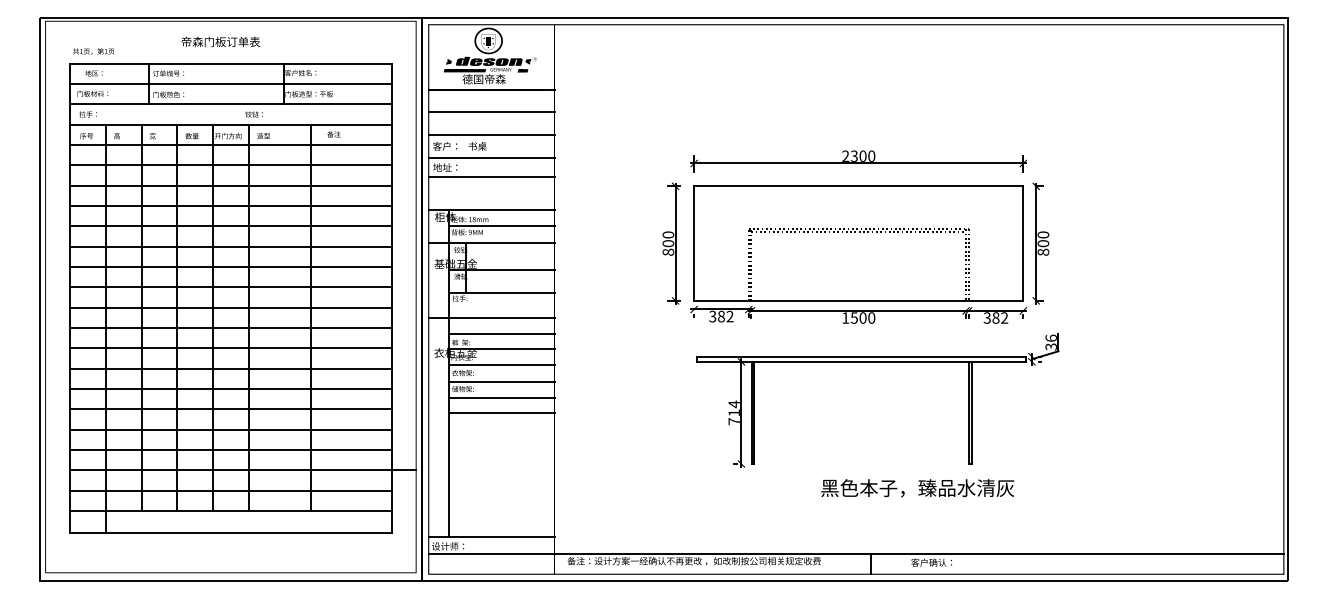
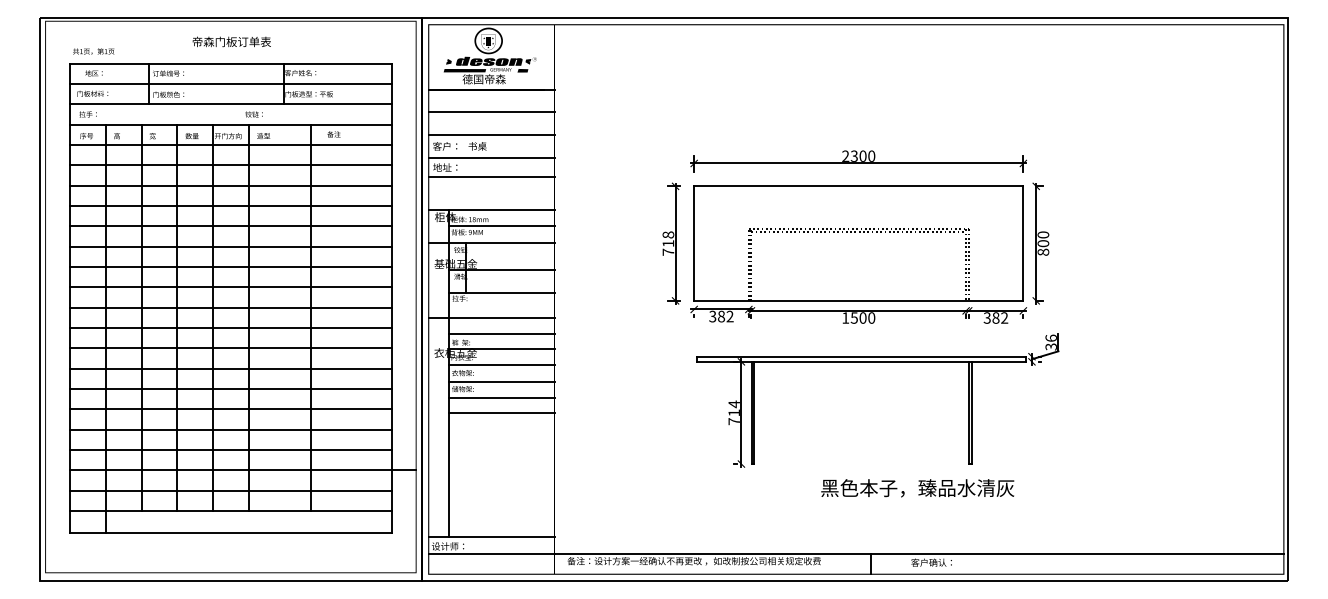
text position: (220, 41) -> (231, 41) (231, 41)
text: 800 -> 718 (668, 243)
